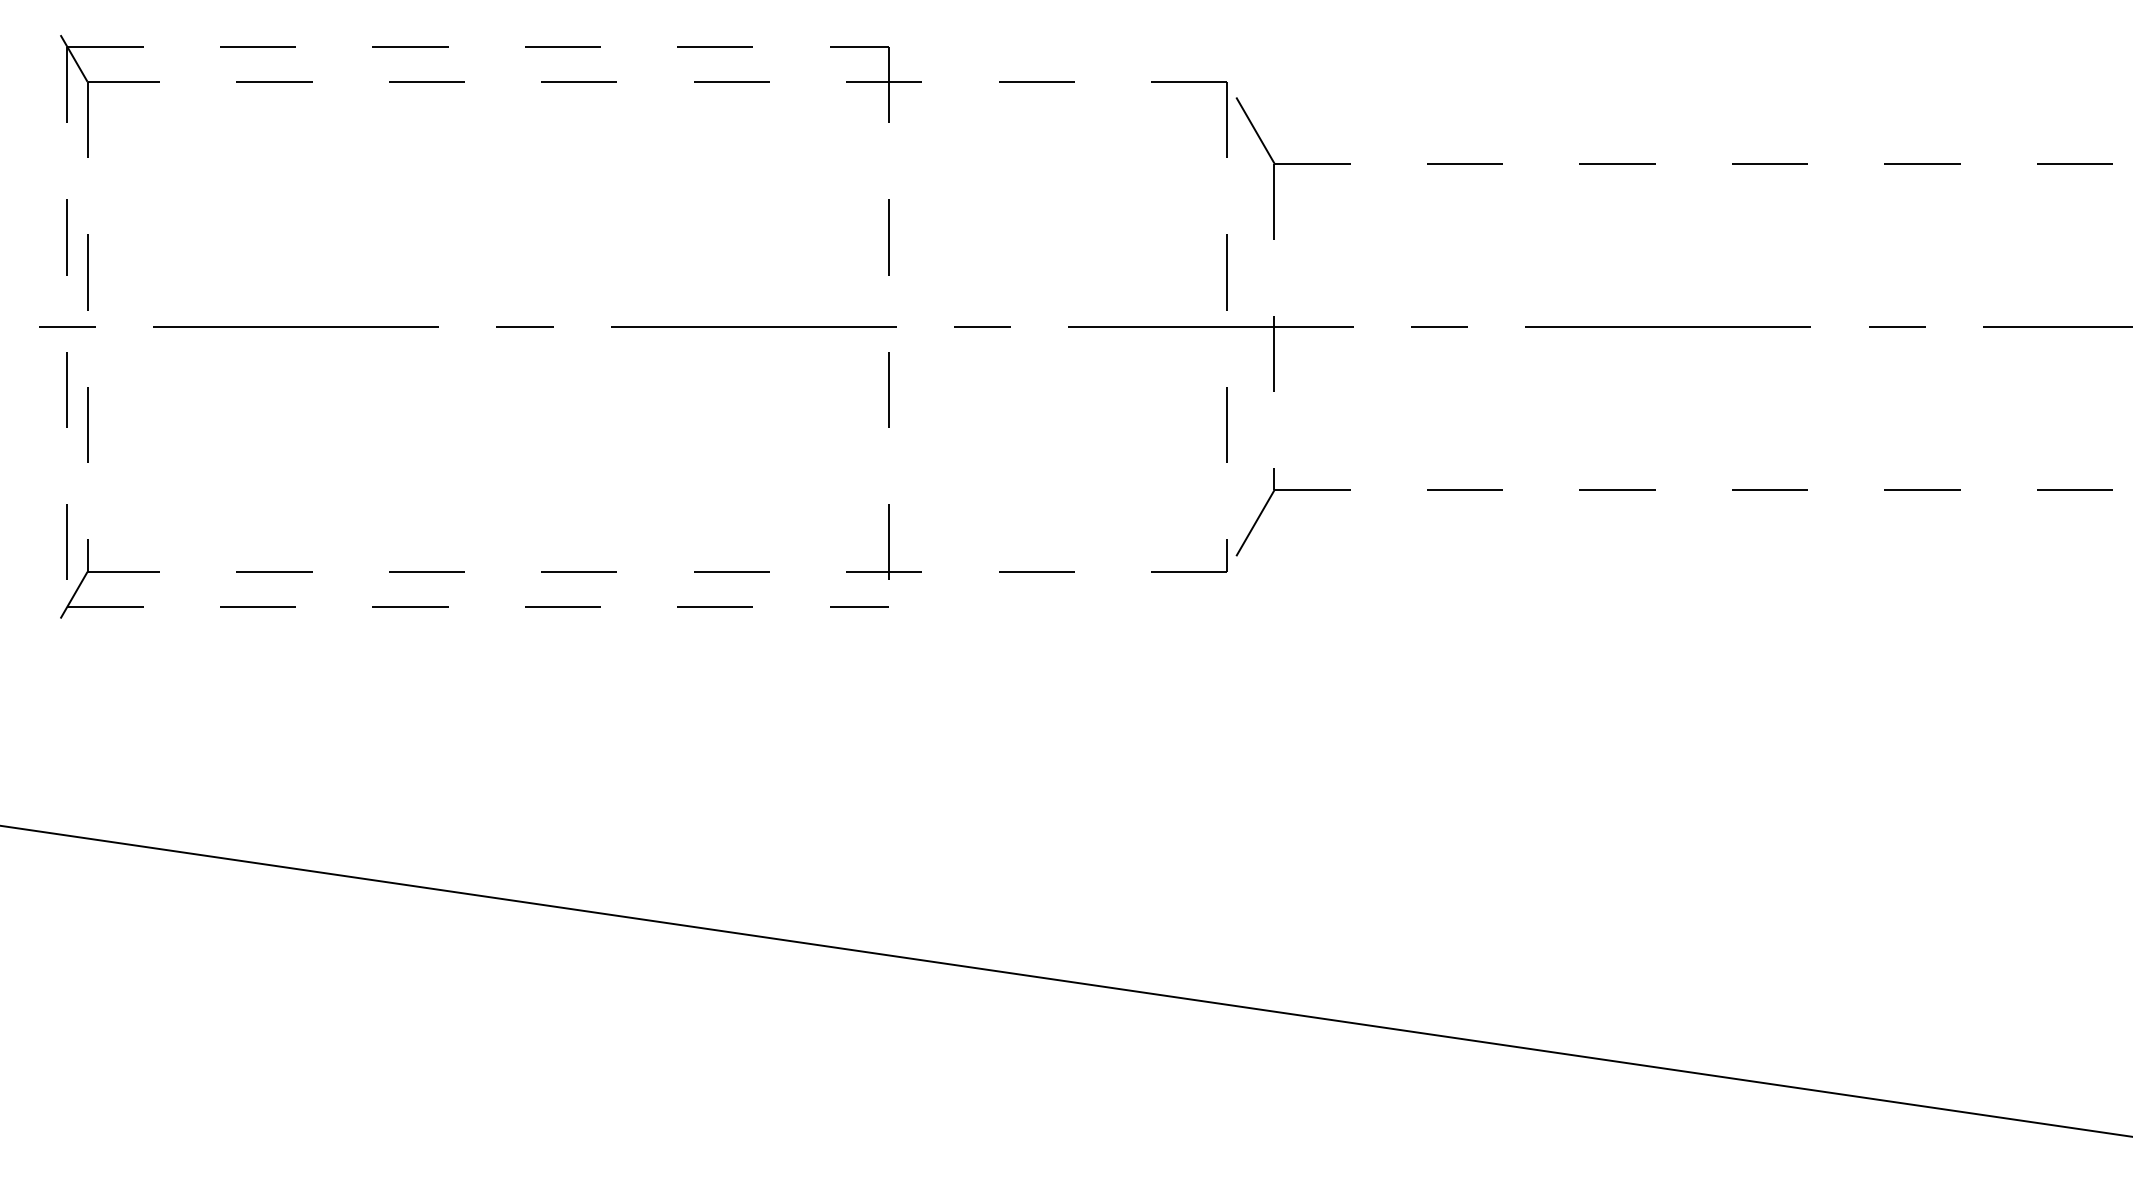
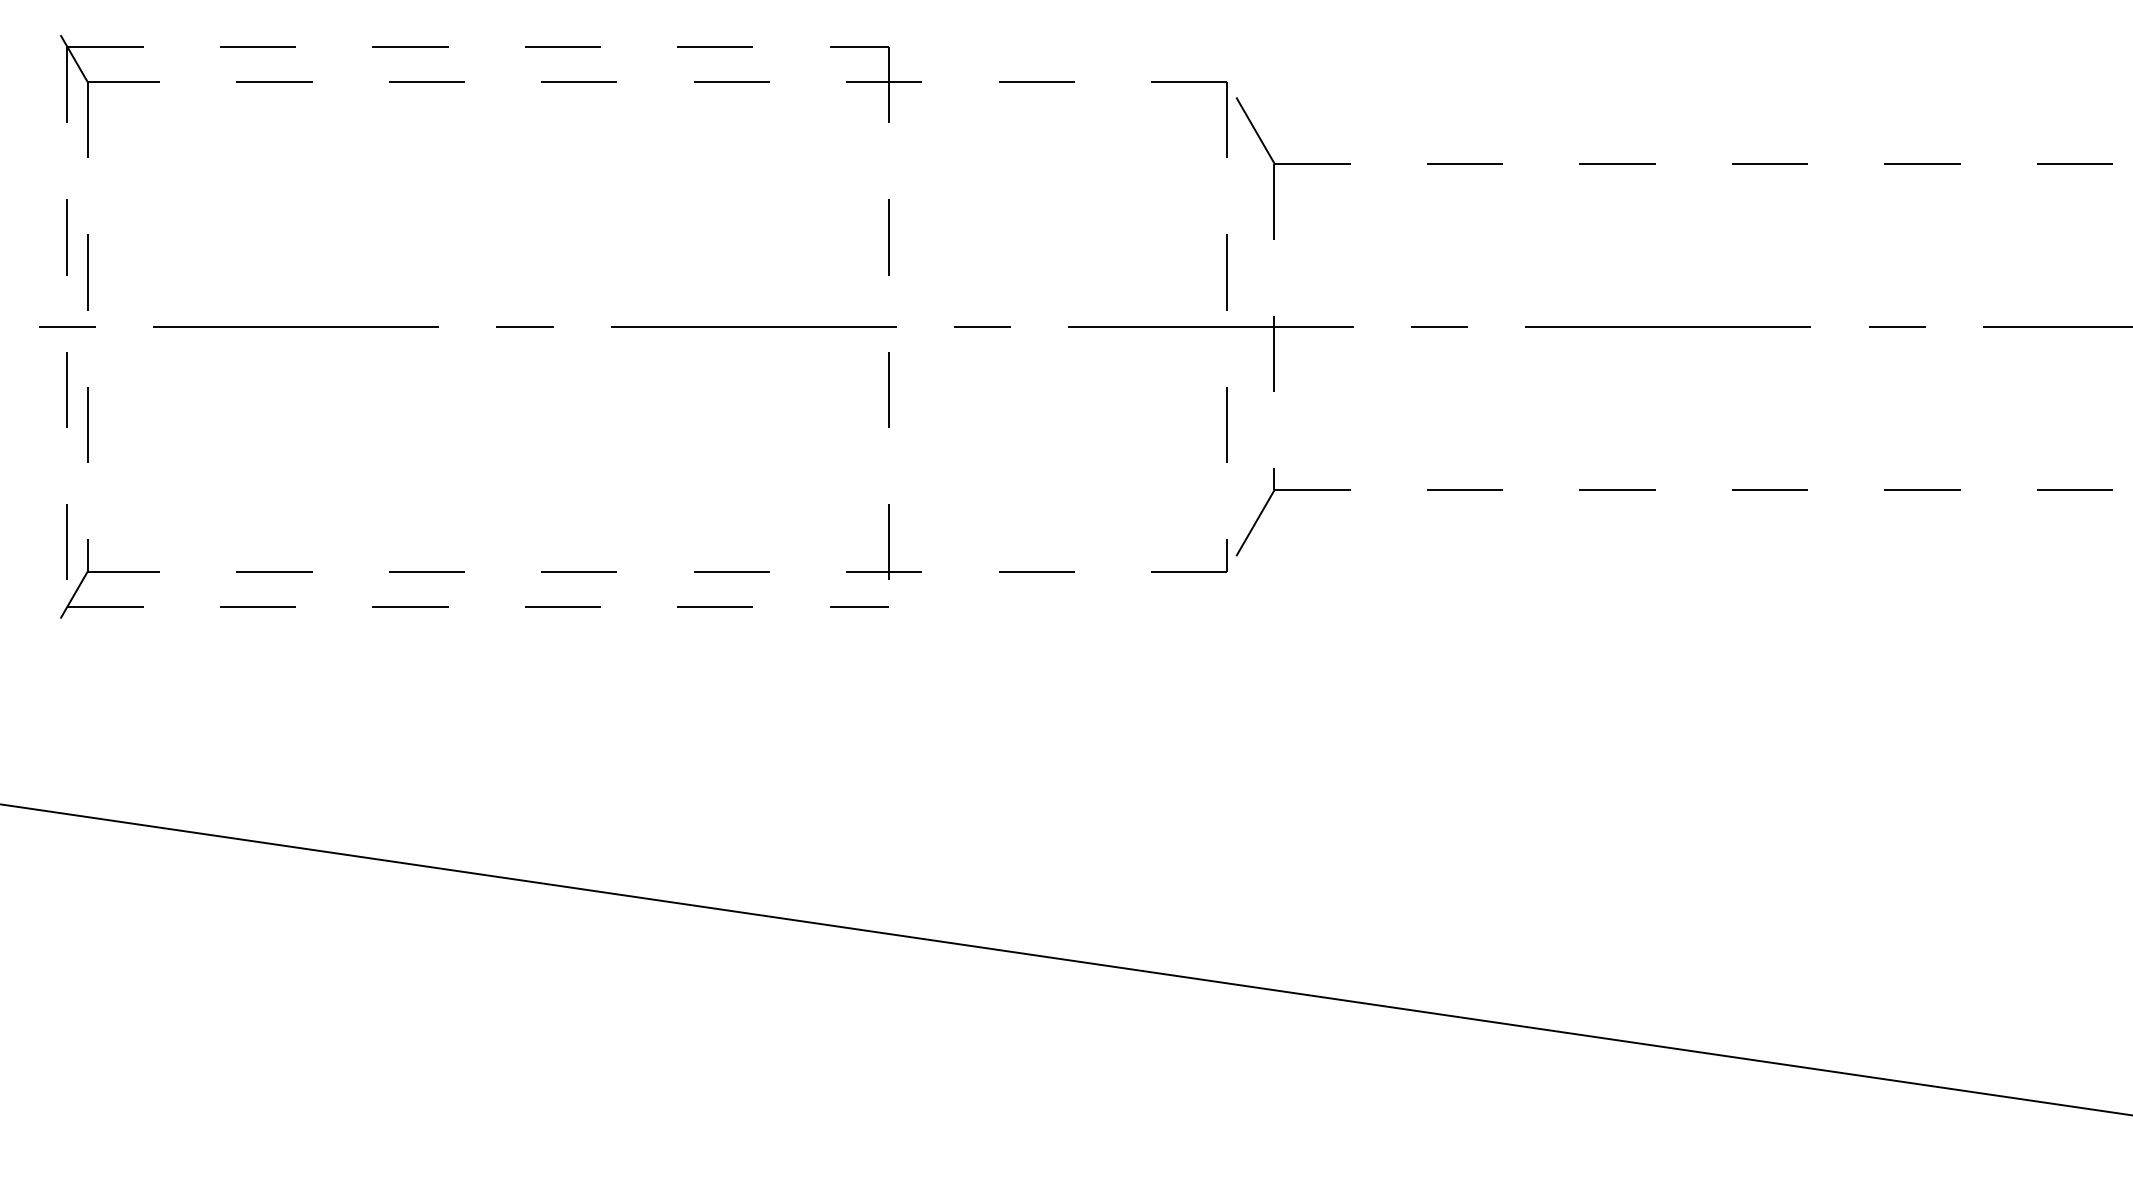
line position: (1065, 981) -> (1065, 959) (1065, 959)
